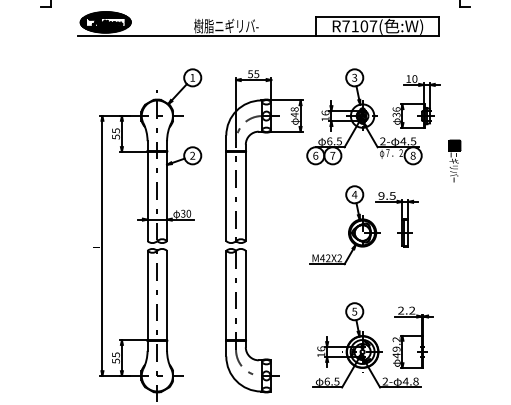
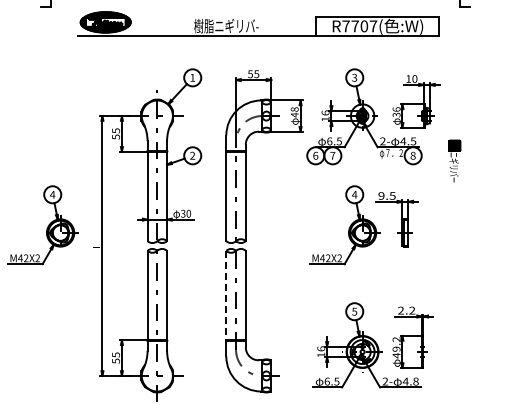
text: R7107( -> R7707( (354, 26)
part: none -> present (42, 225)
line: solid -> dashed (226, 295)
